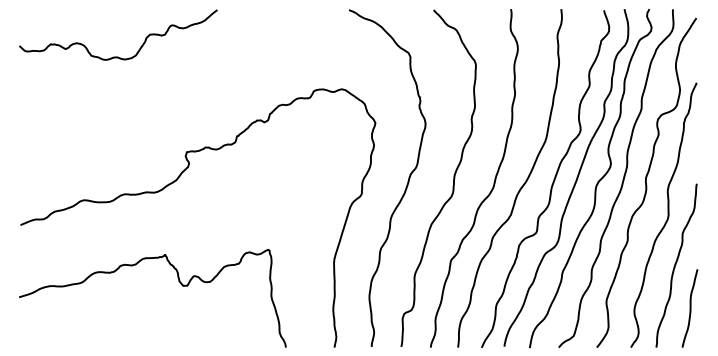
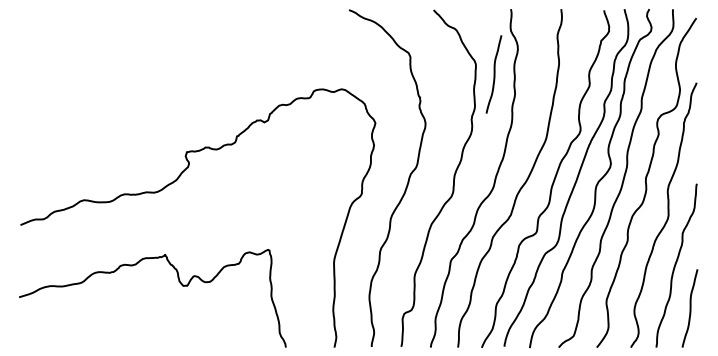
curve: present -> none (118, 56)
curve: none -> present (493, 74)
